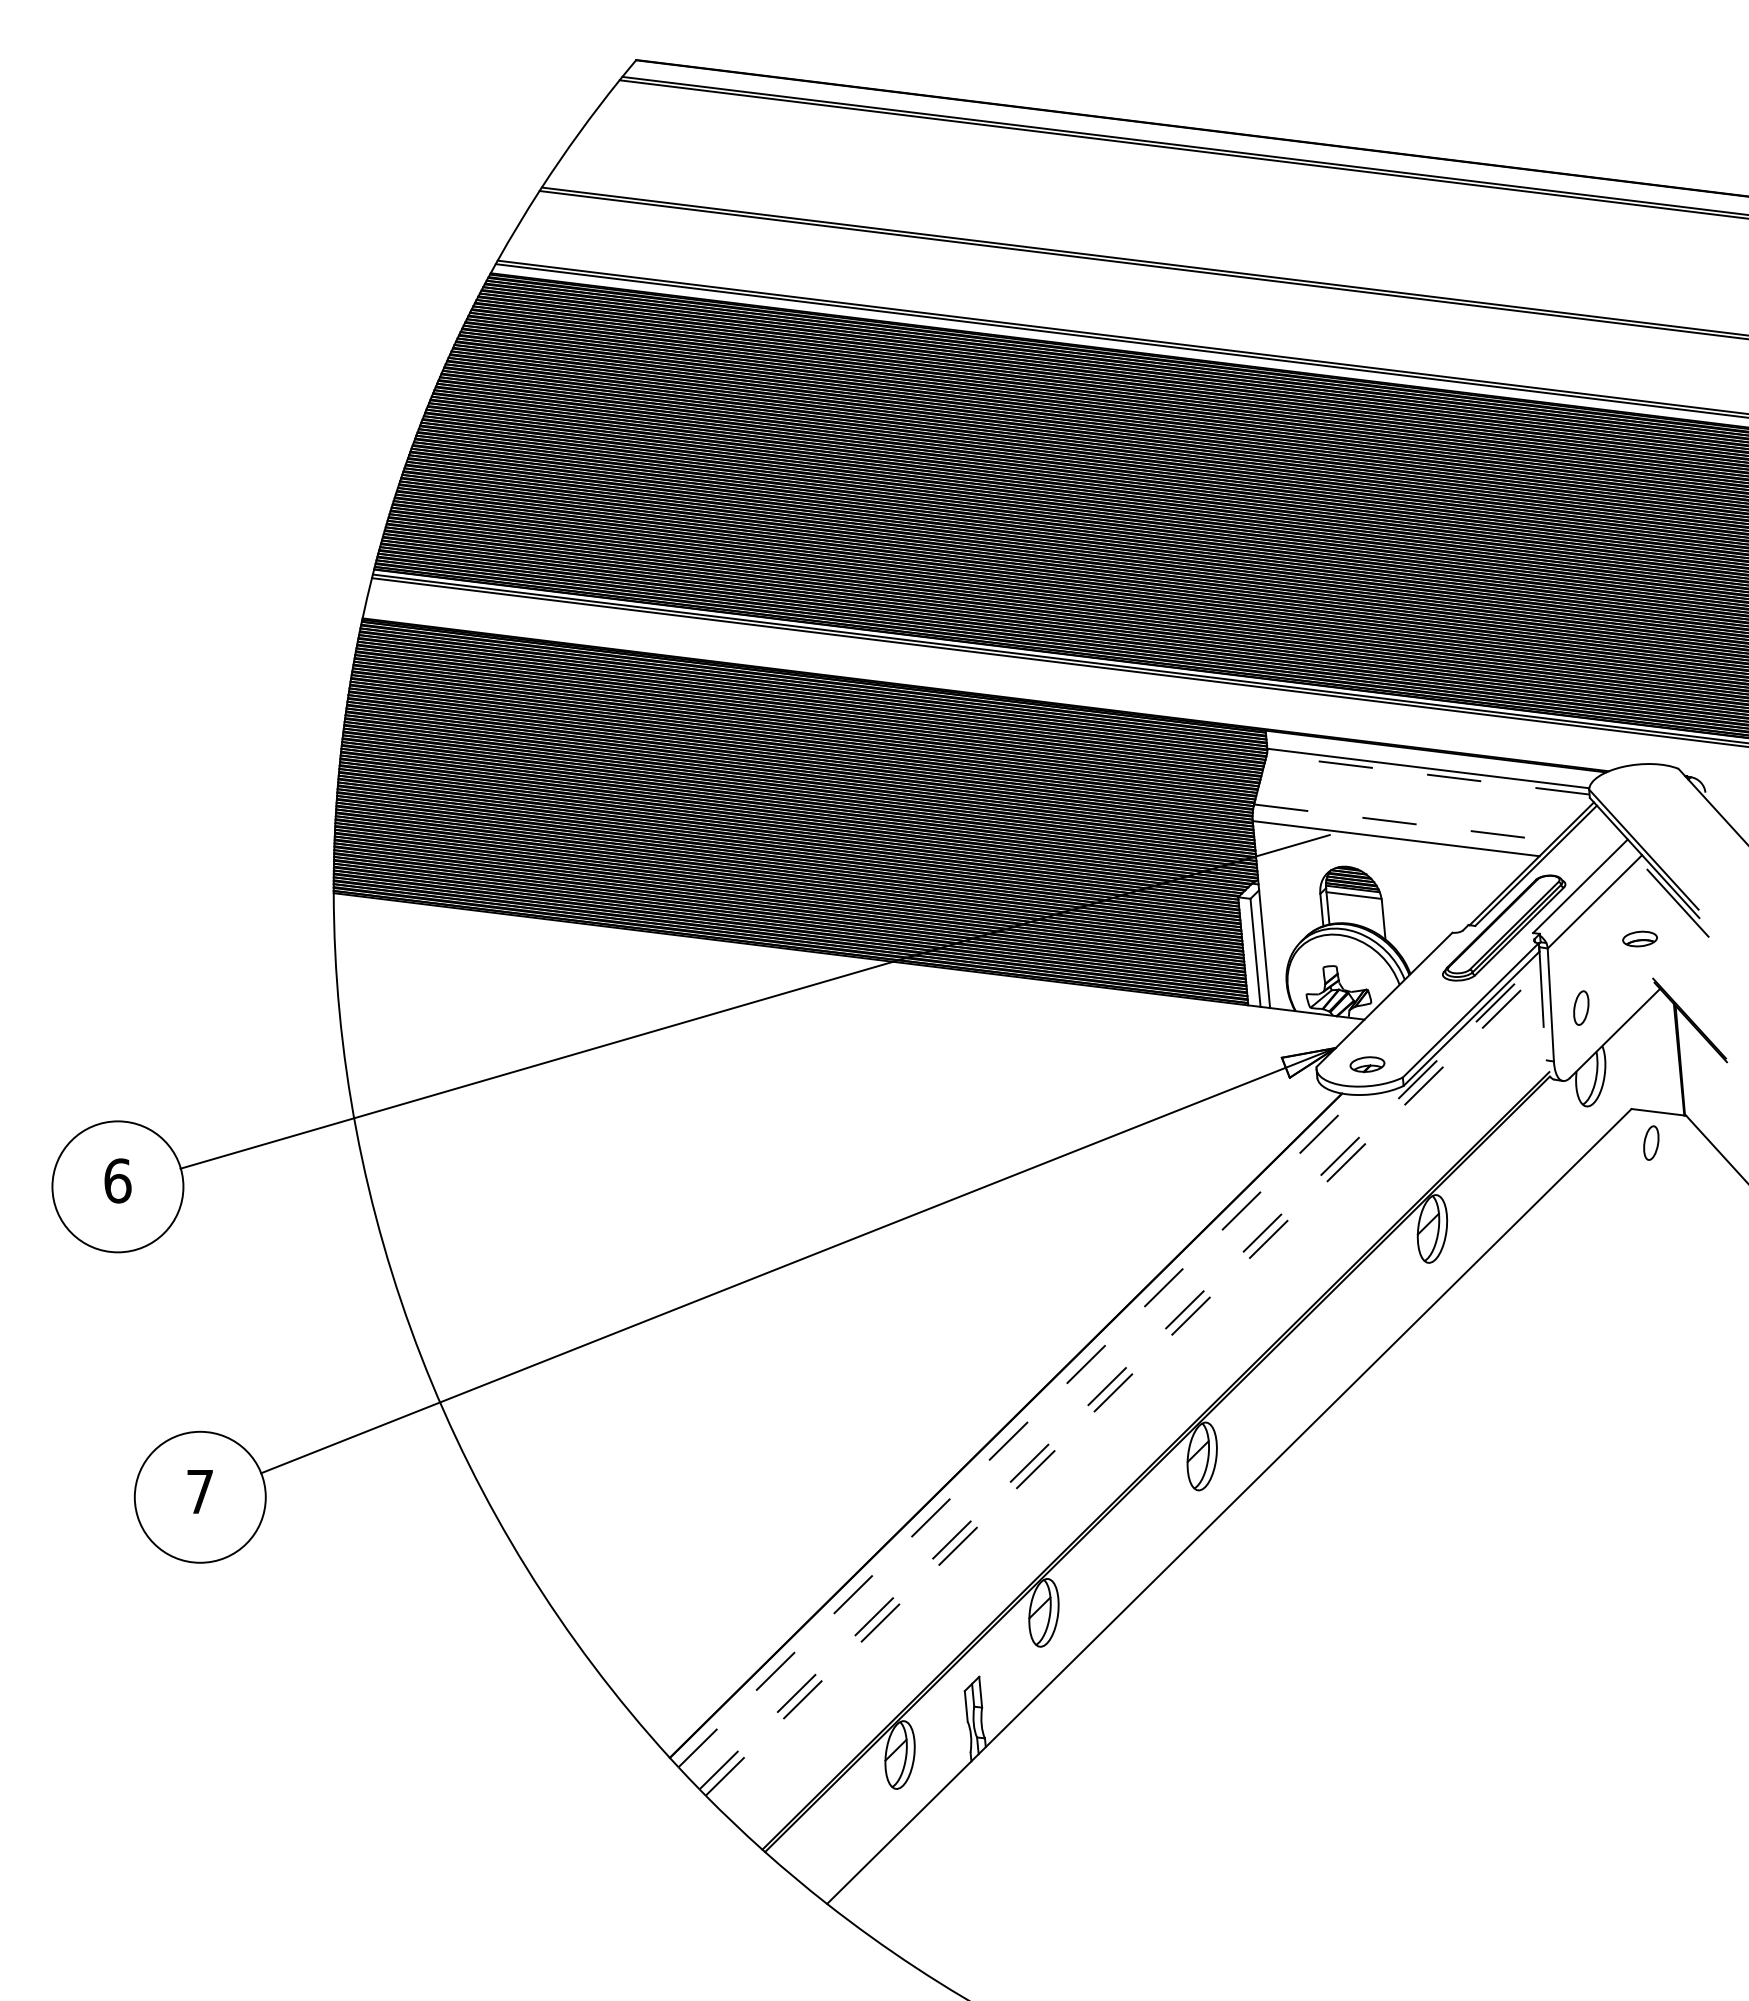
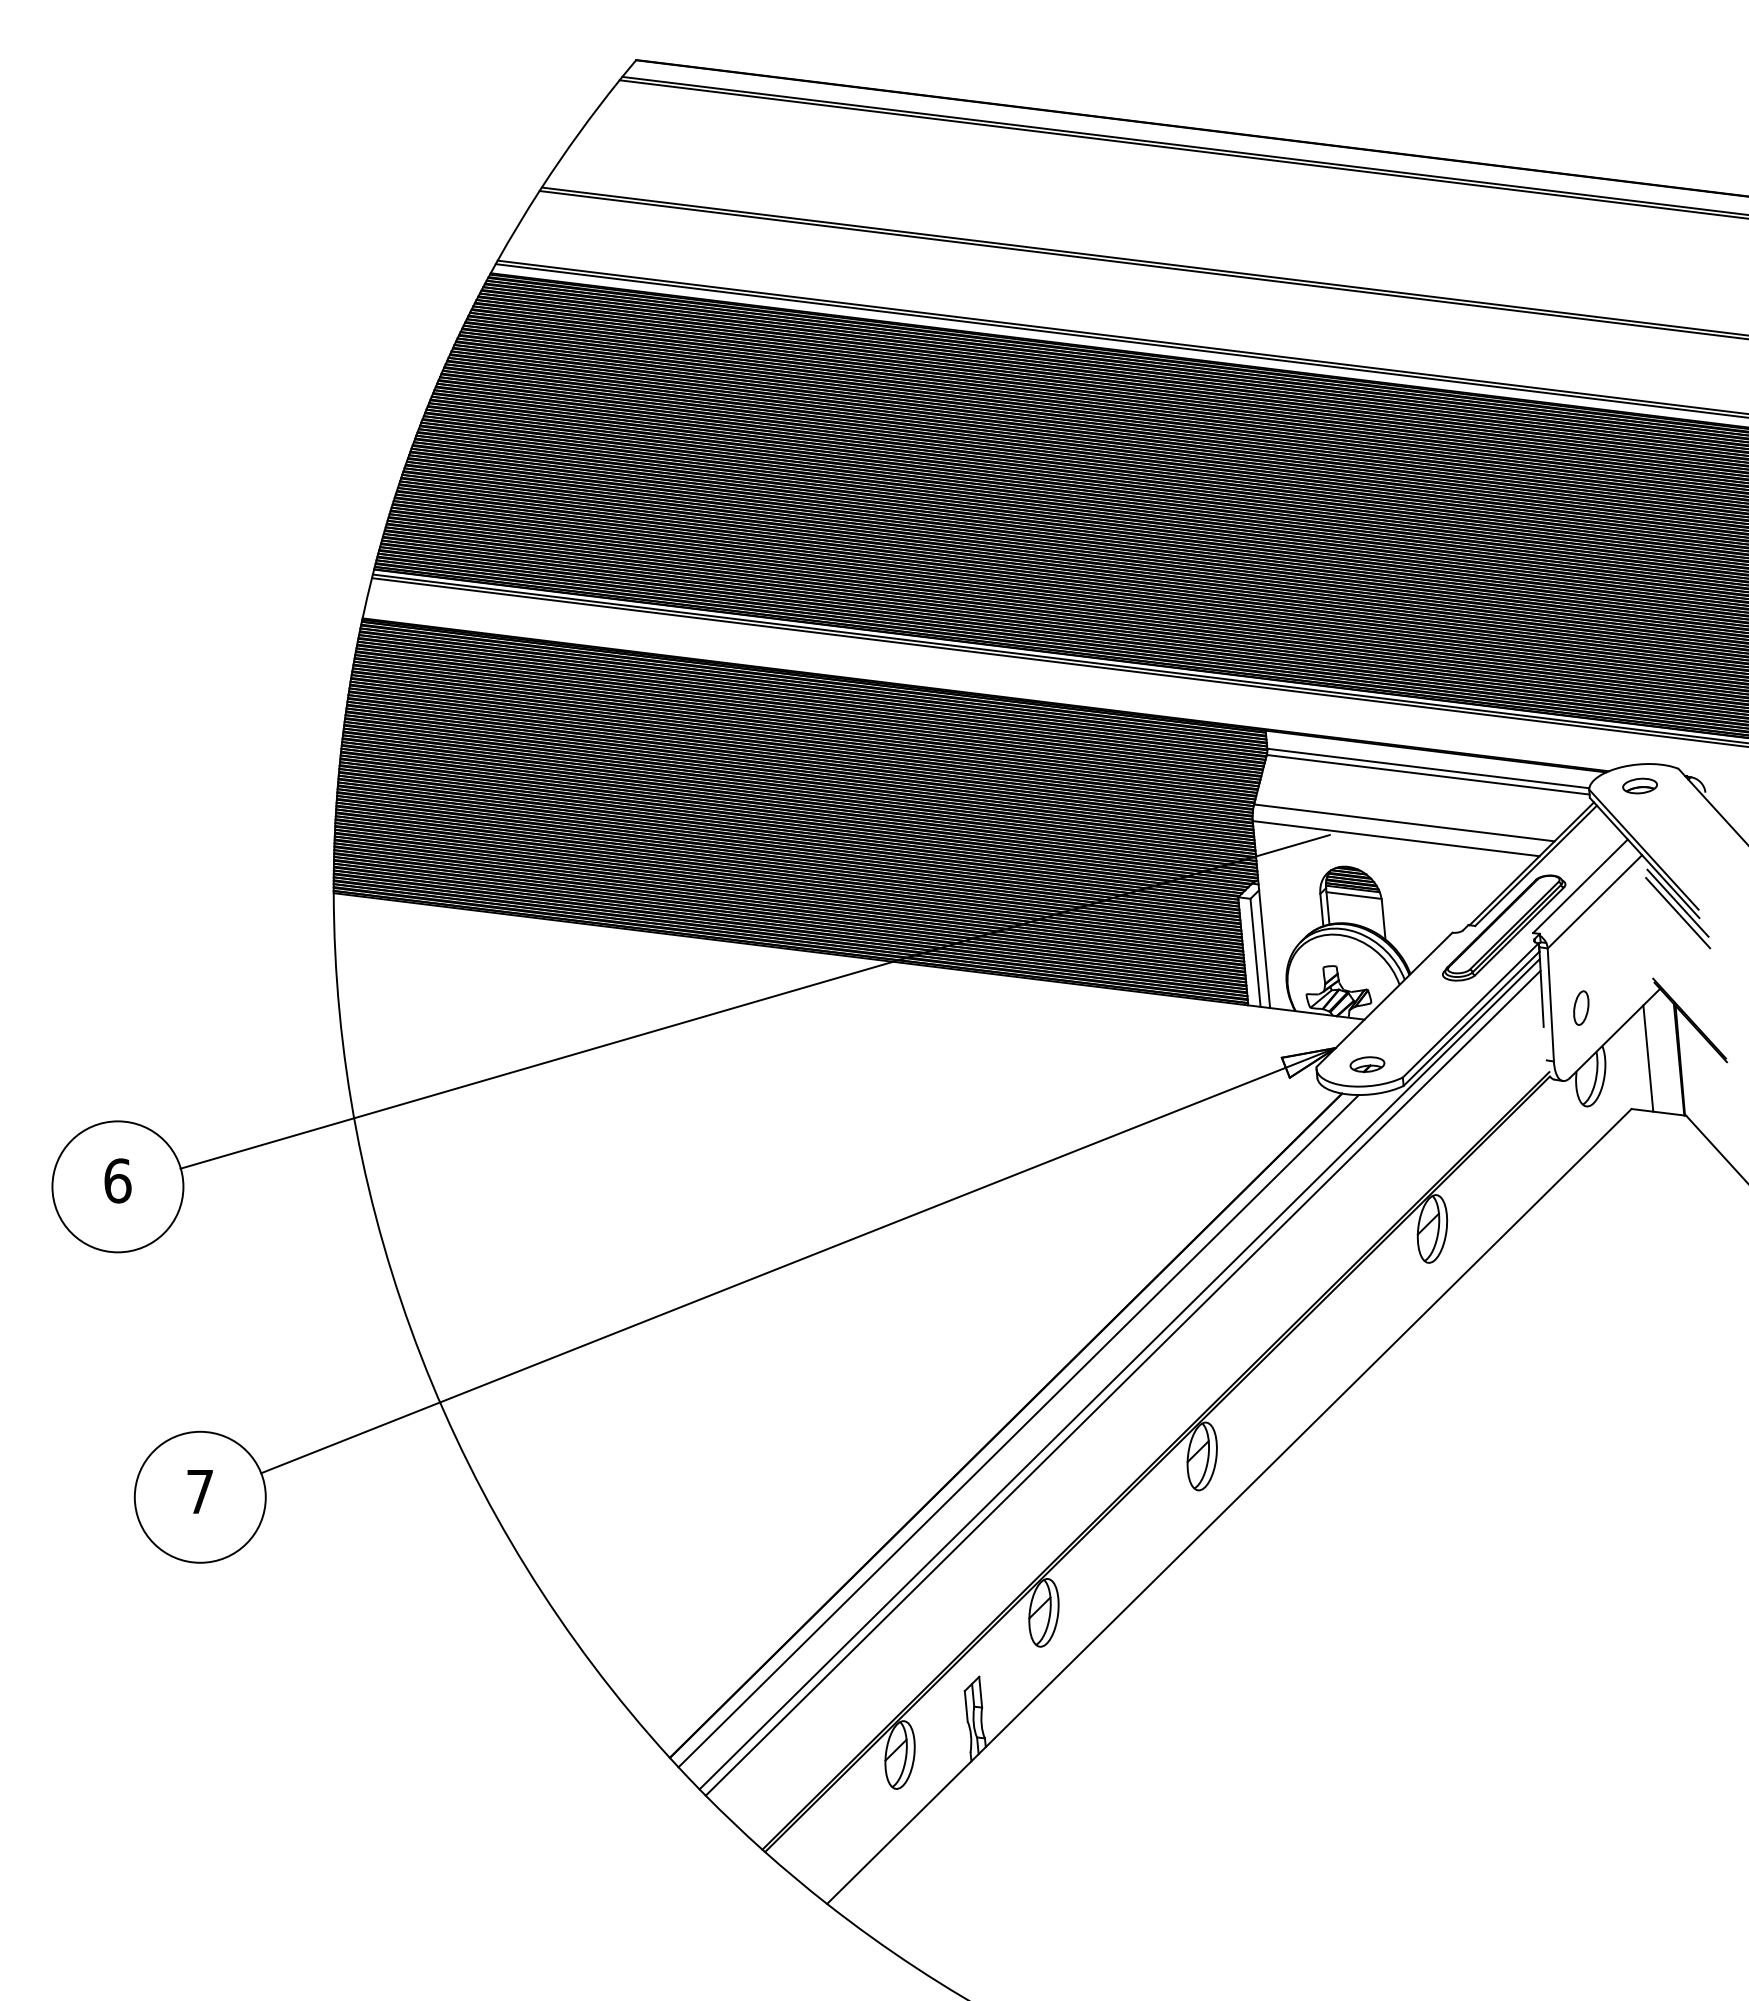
line: dashed -> solid (1428, 774)
line: dashed -> solid (1404, 822)
line: none -> present (1678, 913)
part position: (1639, 938) -> (1639, 785) (1639, 785)
line: none -> present (1648, 1058)
part: present -> none (1651, 1142)
line: dashed -> solid (1119, 1374)
line: dashed -> solid (1123, 1383)
line: dashed -> solid (1019, 1430)
